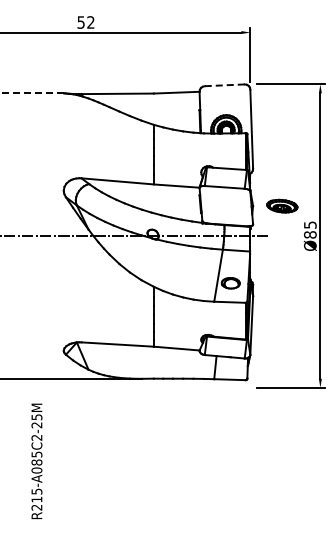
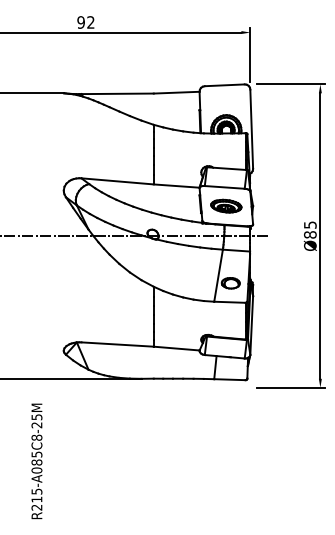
text: 52 -> 92 (80, 22)
line: dashed -> solid (224, 85)
line: dashed -> solid (32, 93)
part position: (282, 205) -> (226, 205) (226, 205)
text: R215-A085C2-25M -> R215-A085C8-25M (36, 437)
